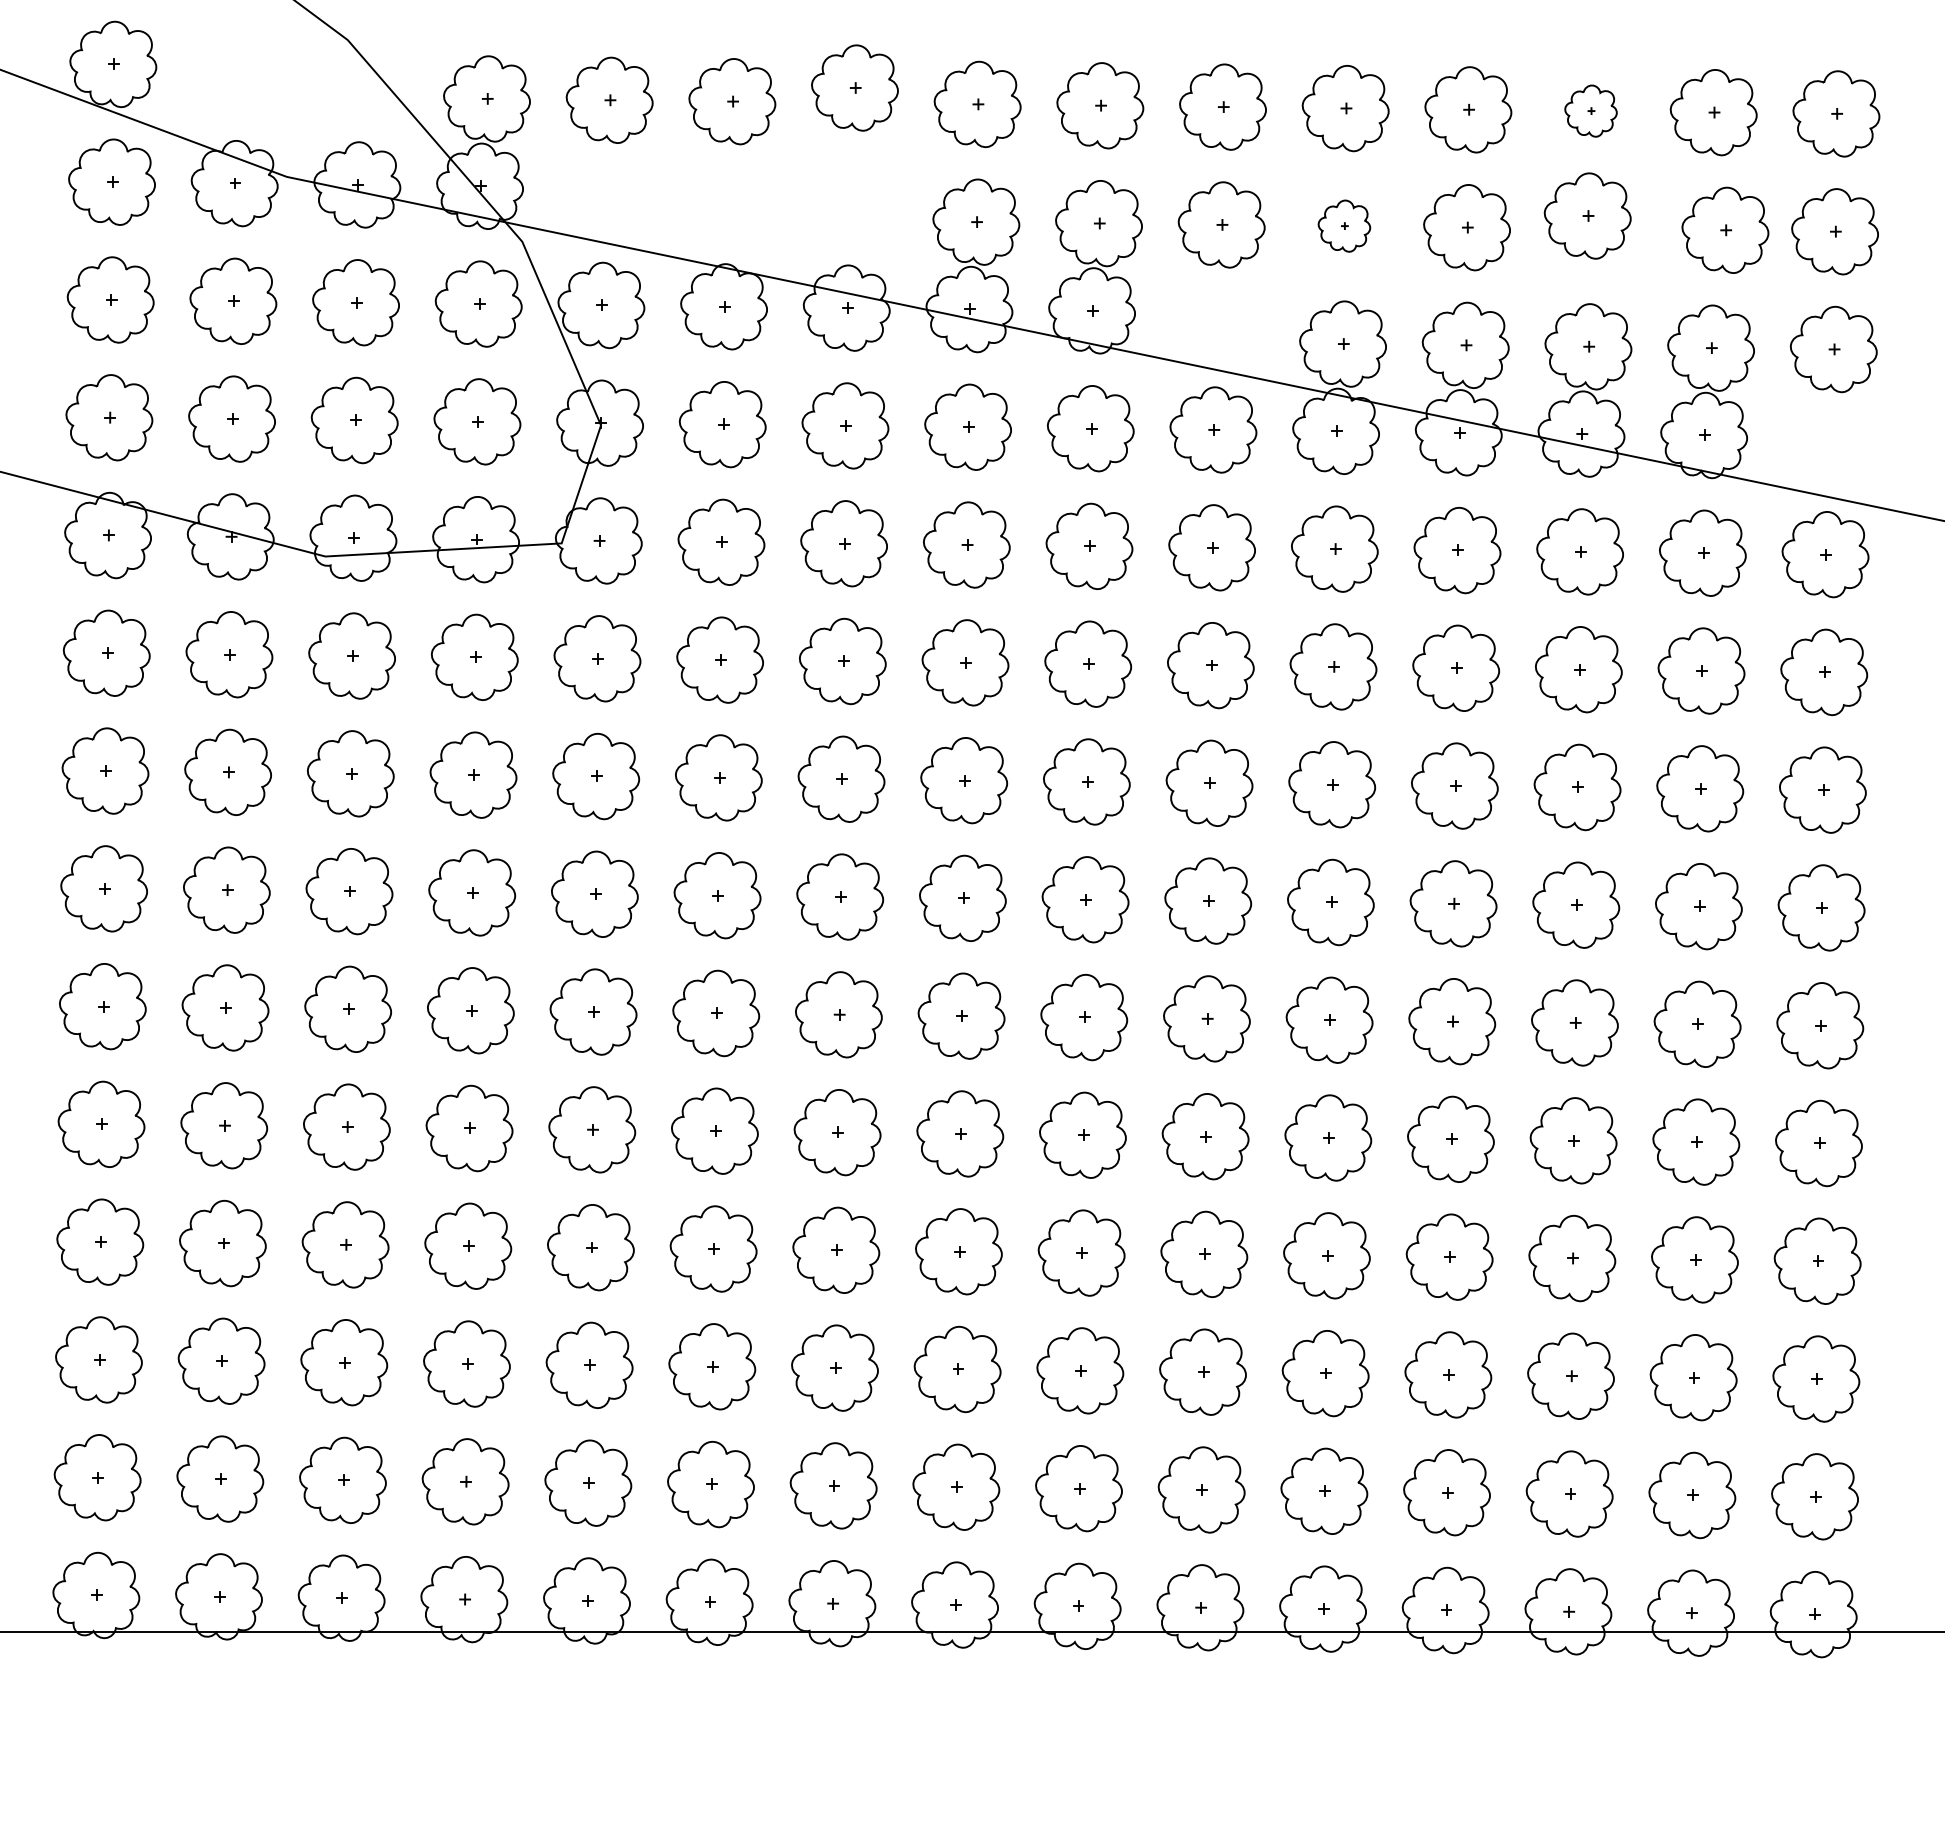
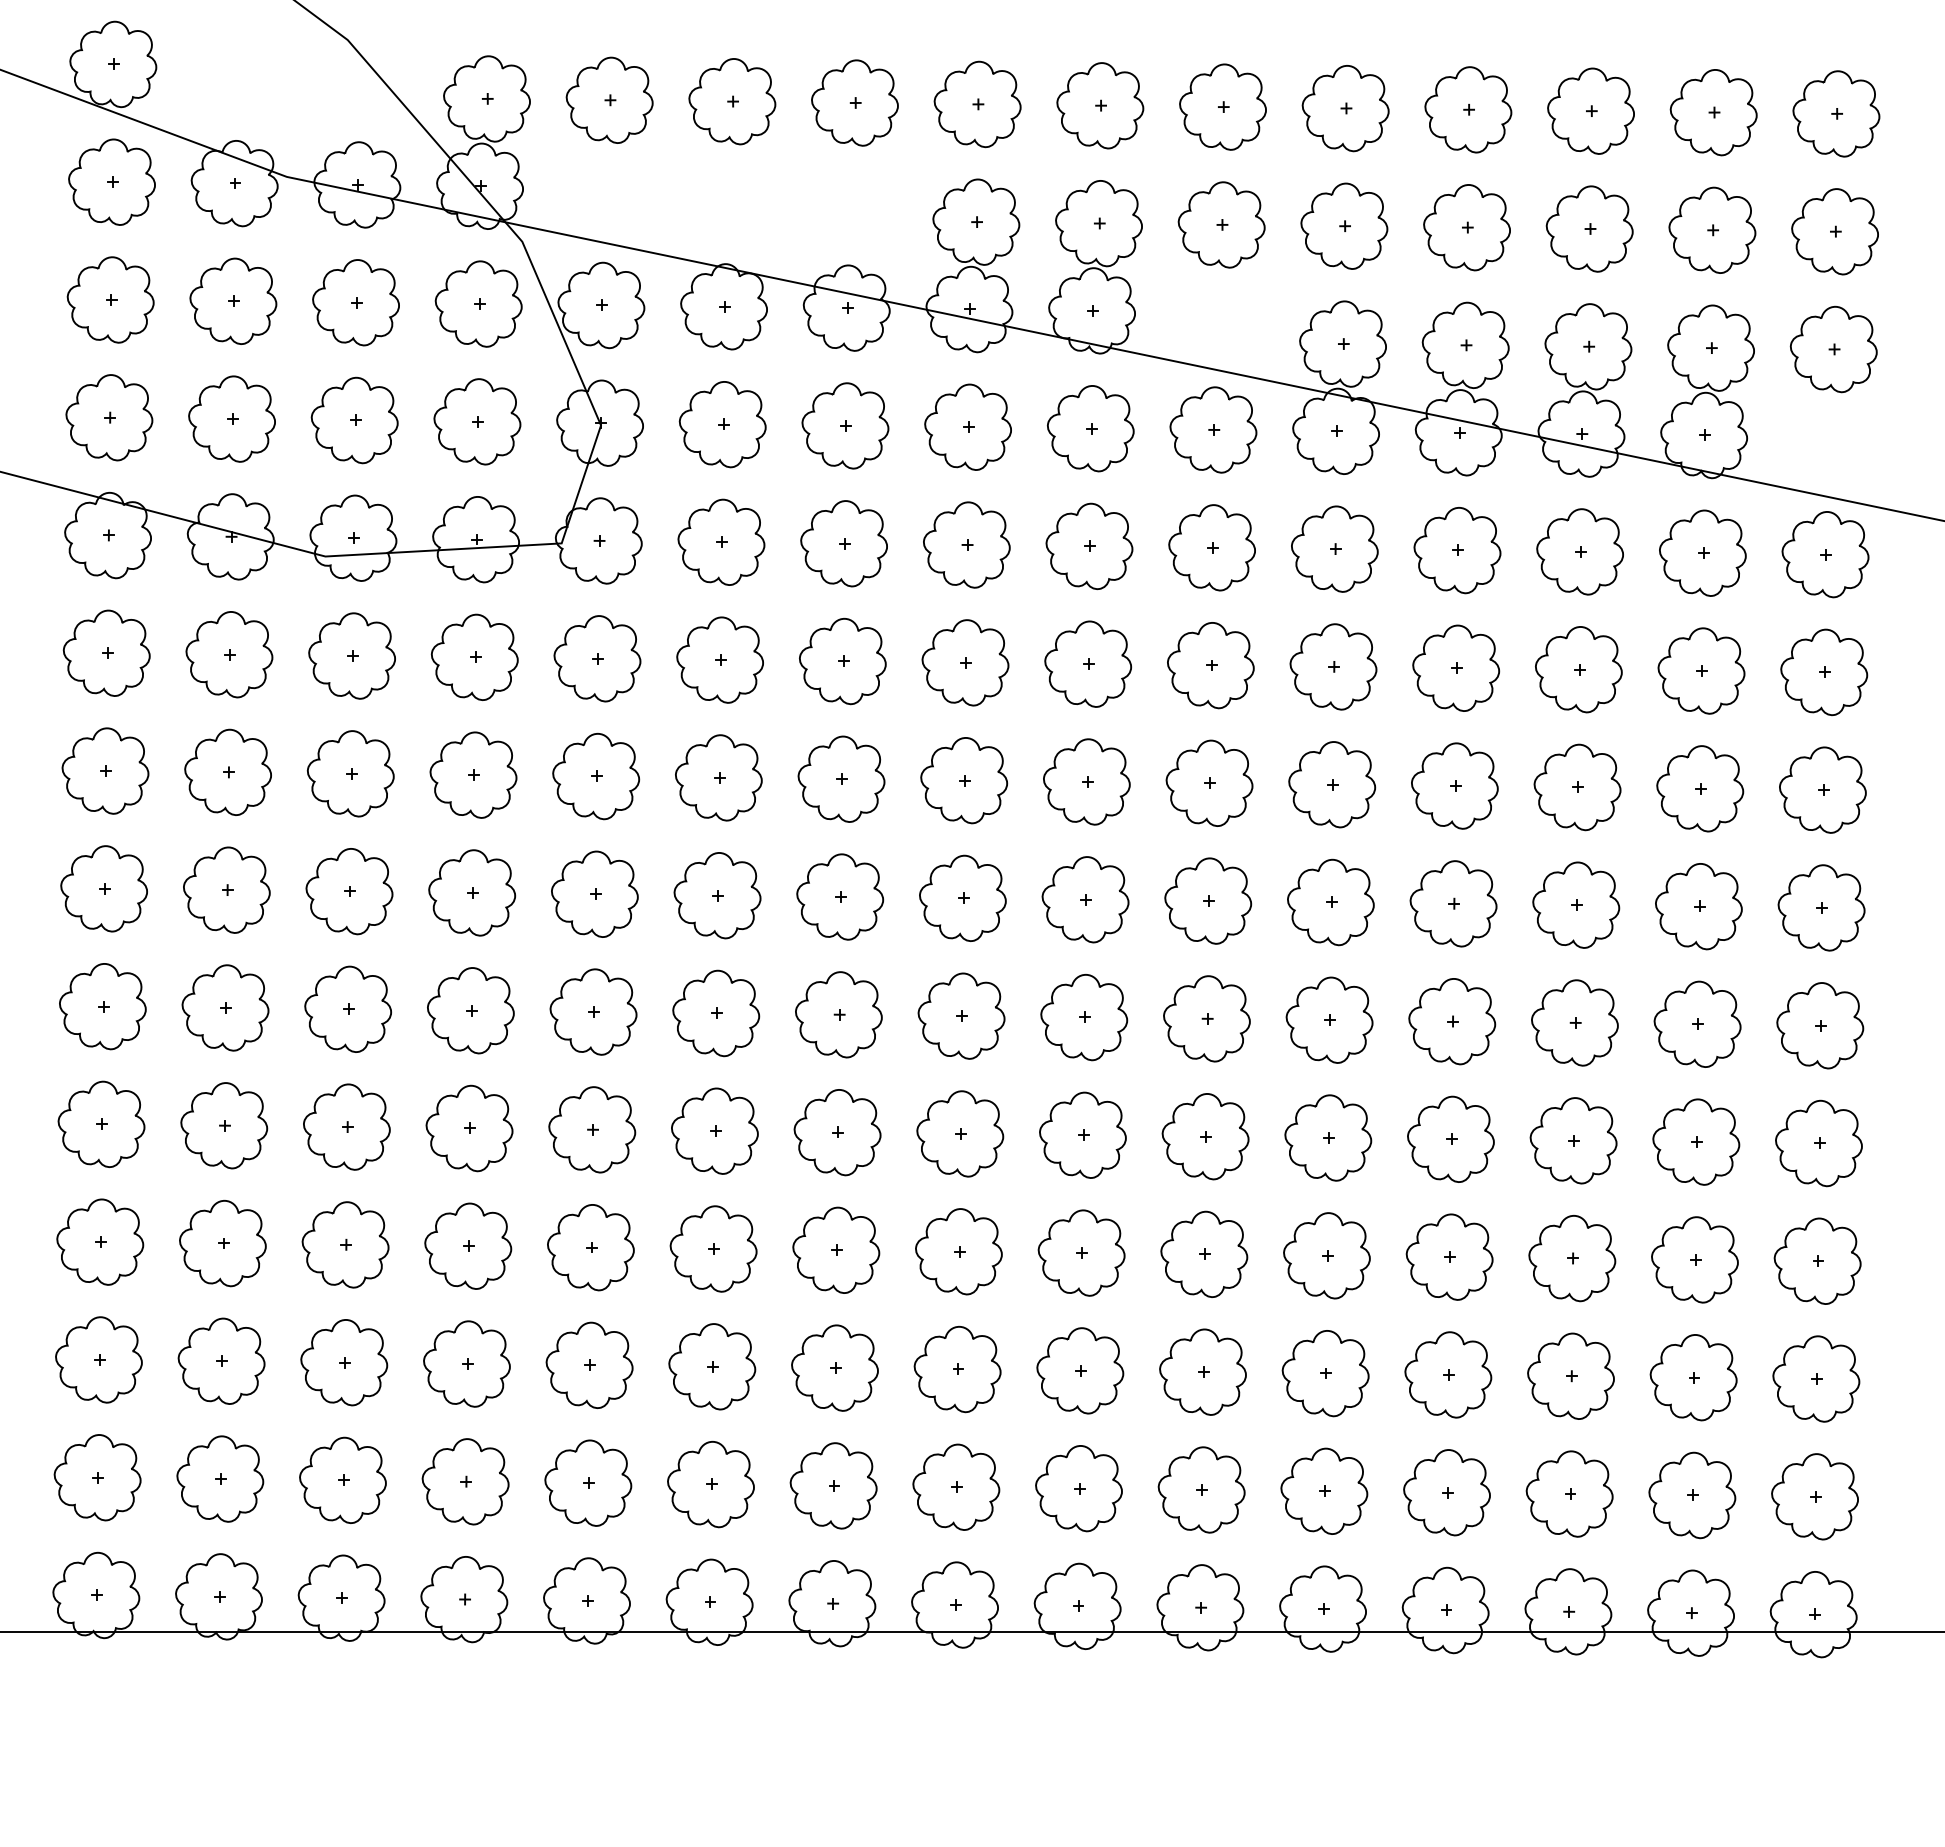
part position: (854, 87) -> (854, 102) (854, 102)
part size: 54x54 px -> 88x88 px (1590, 110)
part position: (1587, 215) -> (1589, 228) (1589, 228)
part size: 55x54 px -> 89x88 px (1344, 225)
part position: (1725, 229) -> (1712, 229) (1712, 229)
